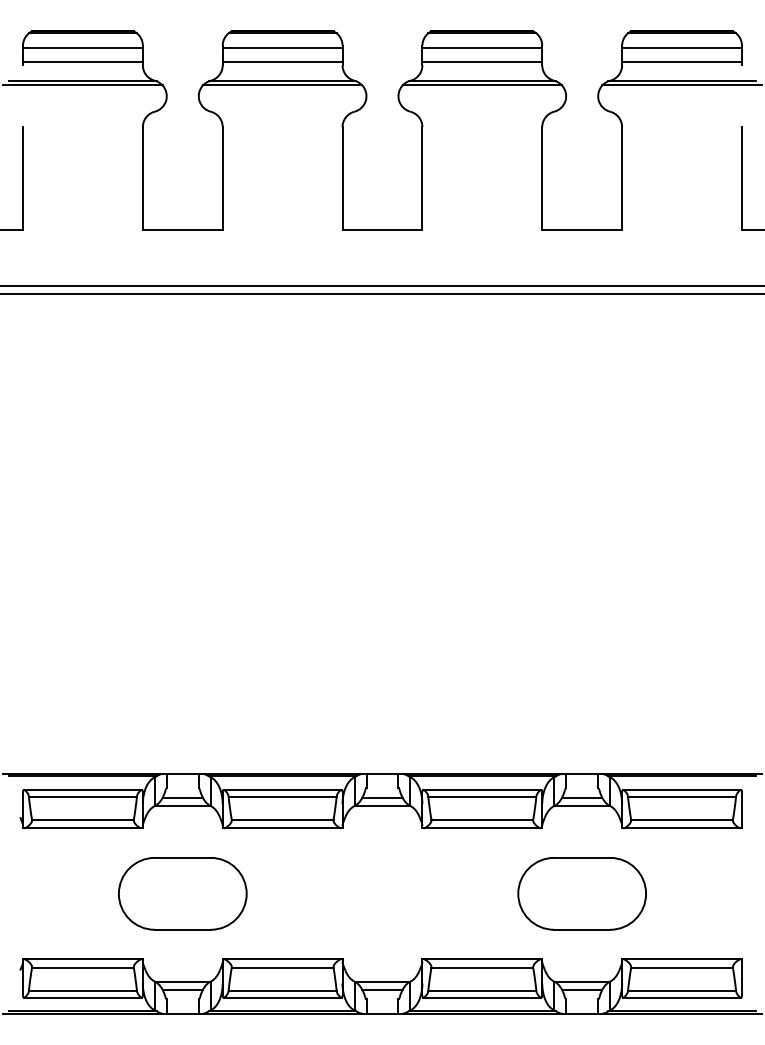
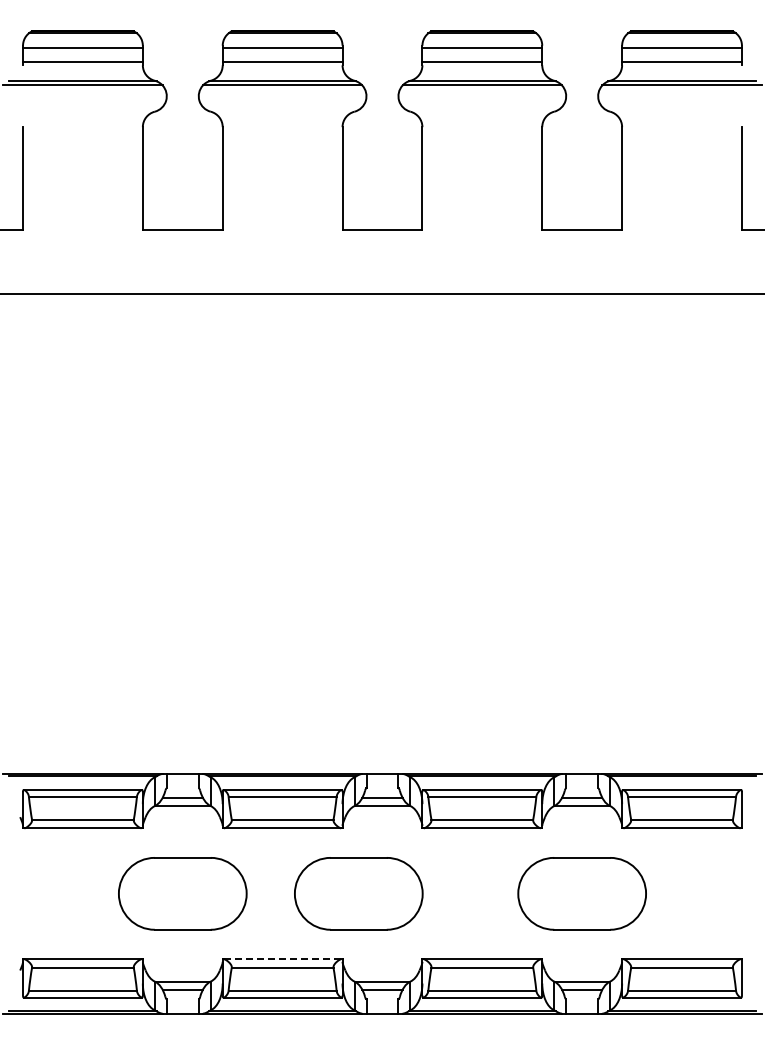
line: present -> none (381, 286)
part: none -> present (358, 893)
line: solid -> dashed (282, 959)
